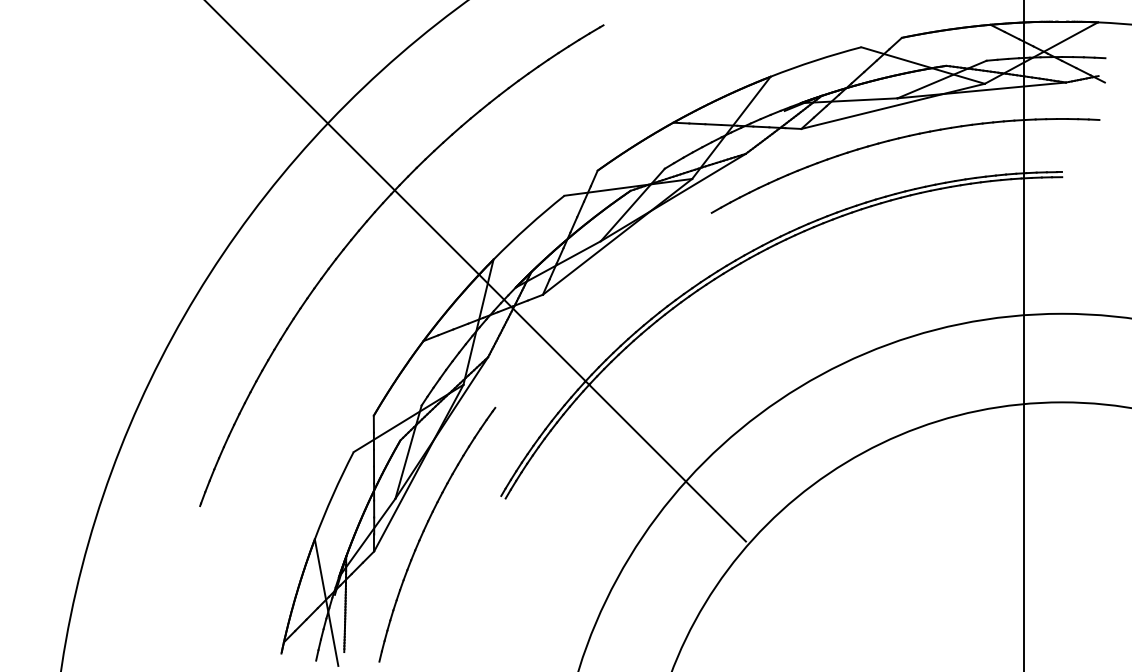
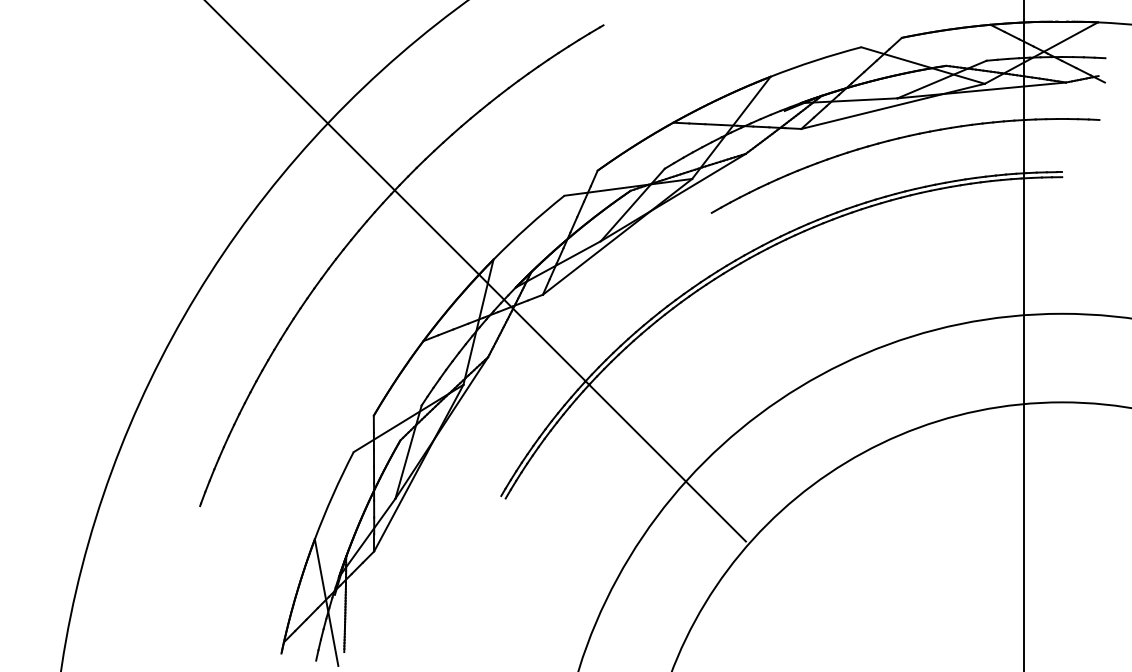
part: present -> none (425, 529)
